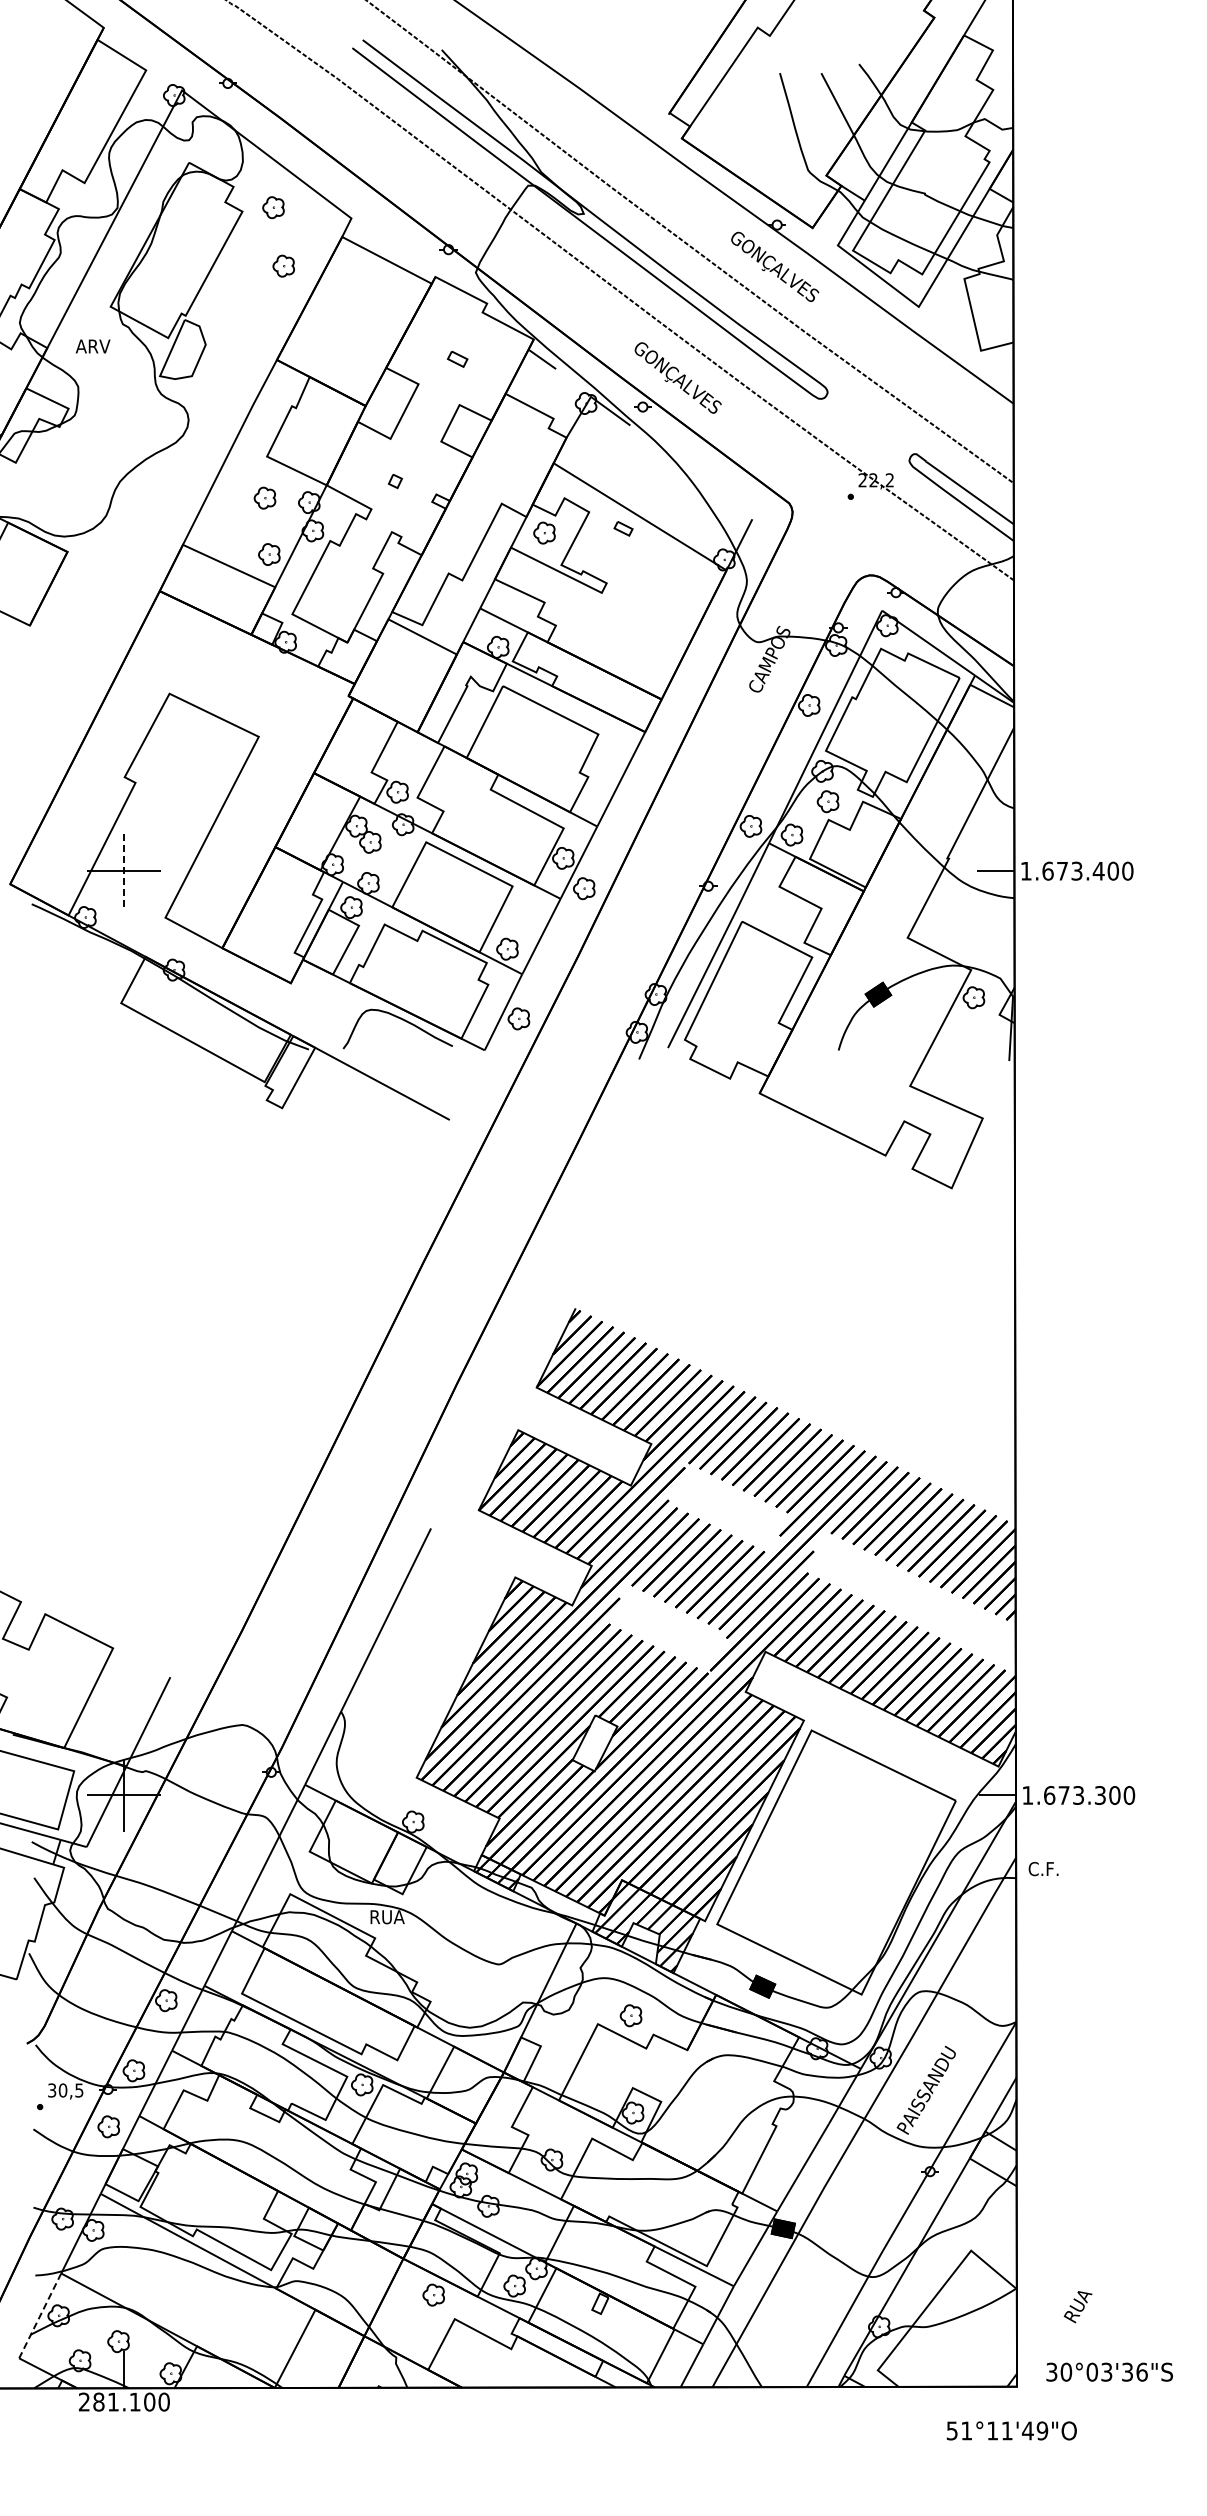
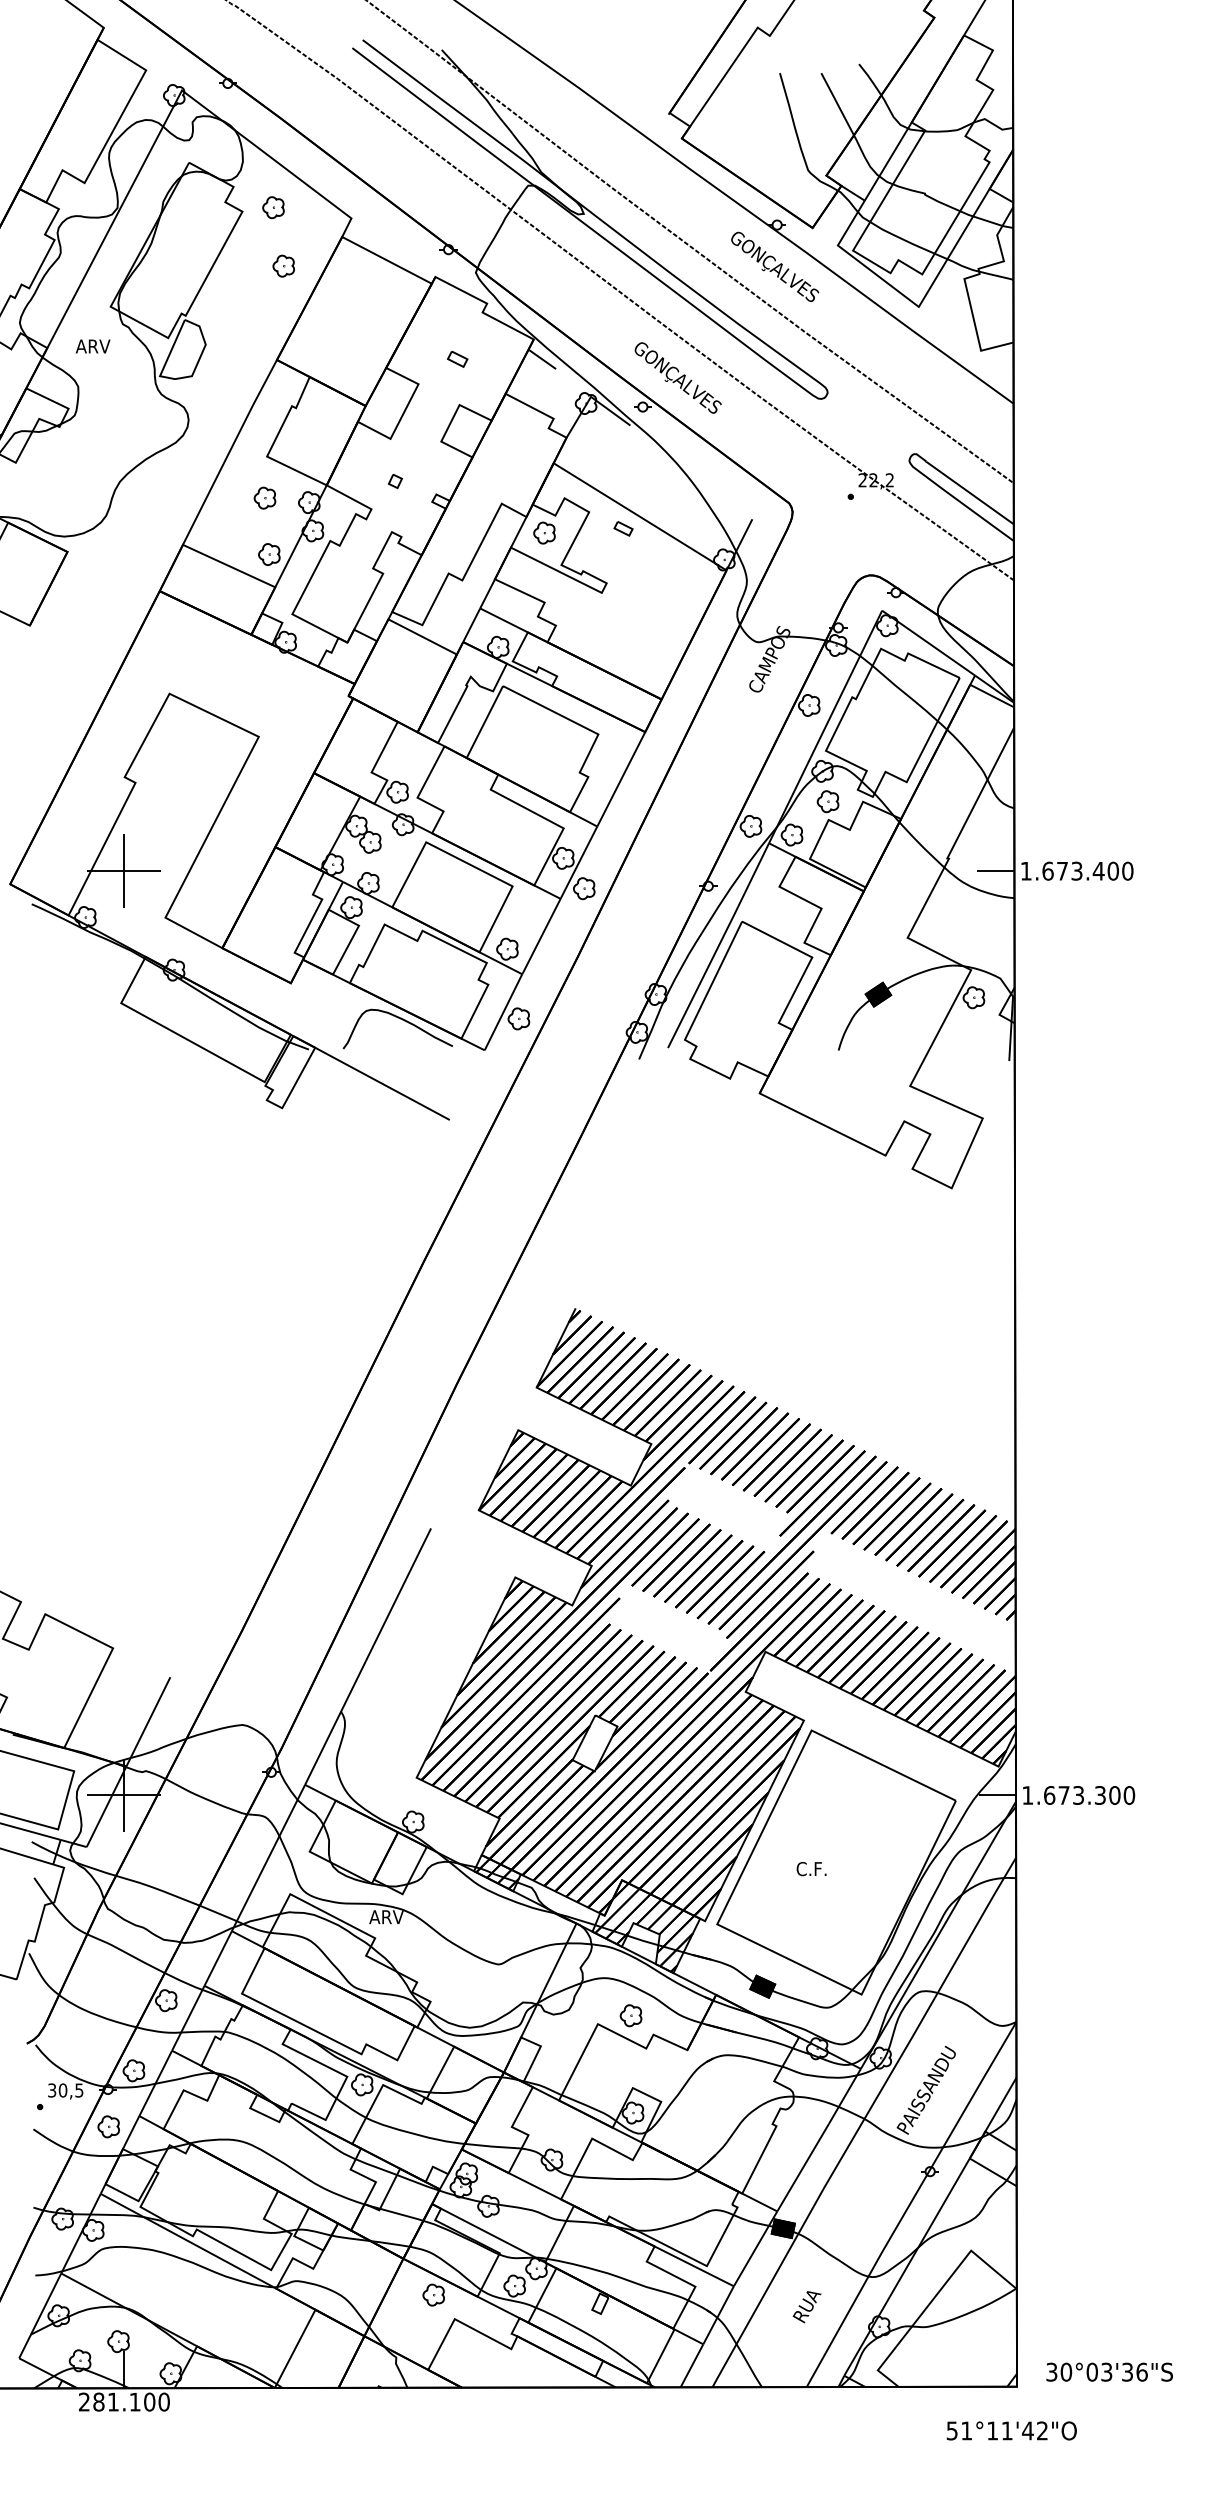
line: dashed -> solid (124, 871)
text position: (1043, 1869) -> (811, 1869) (811, 1869)
text: RUA -> ARV (386, 1917)
text position: (1077, 2307) -> (806, 2307) (806, 2307)
line: dashed -> solid (40, 2316)
text: 51°11'49"O -> 51°11'42"O (1042, 2430)
